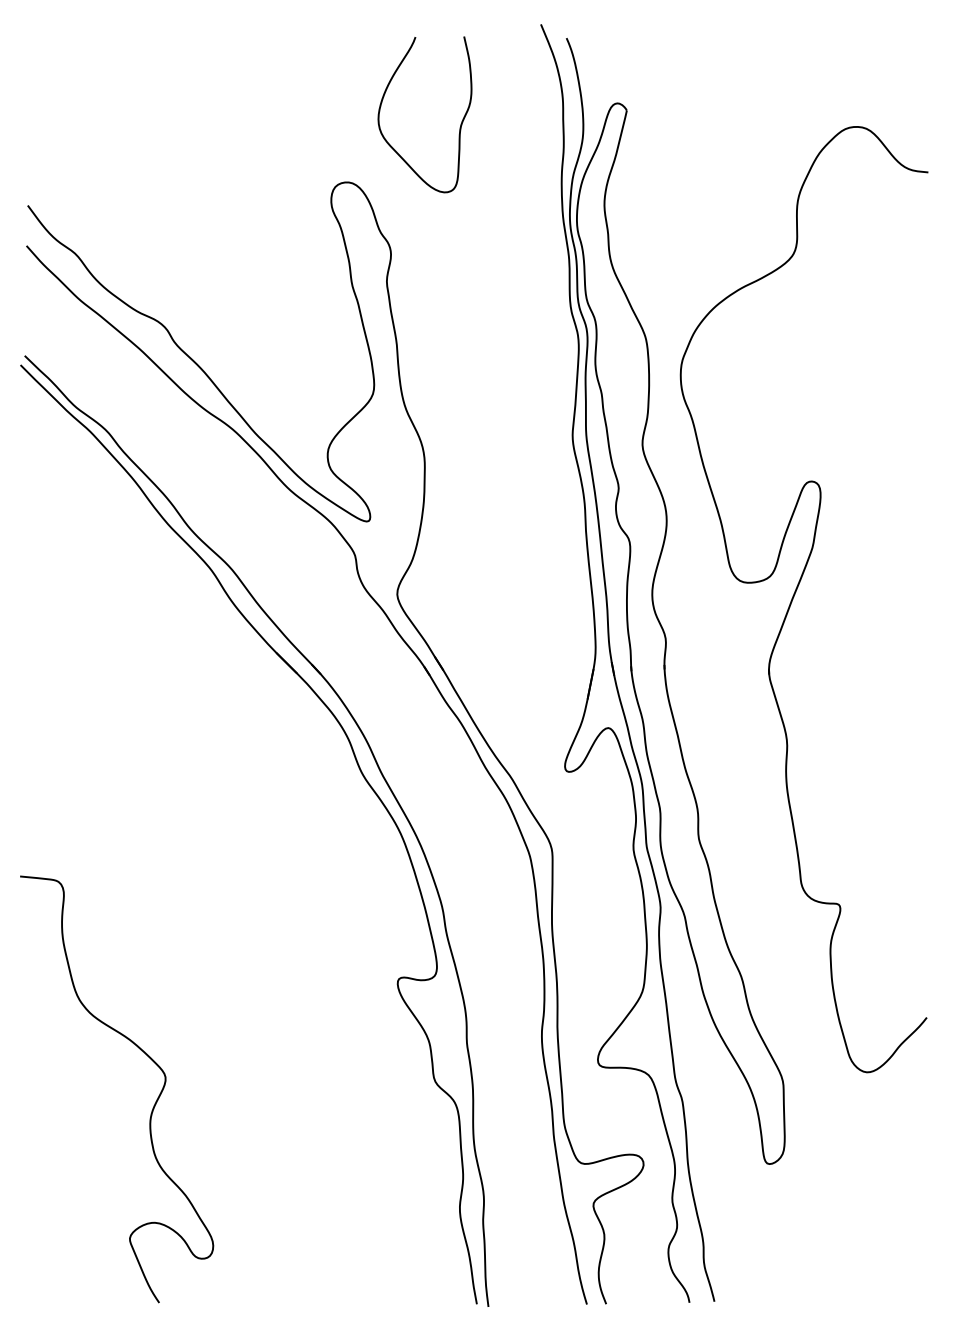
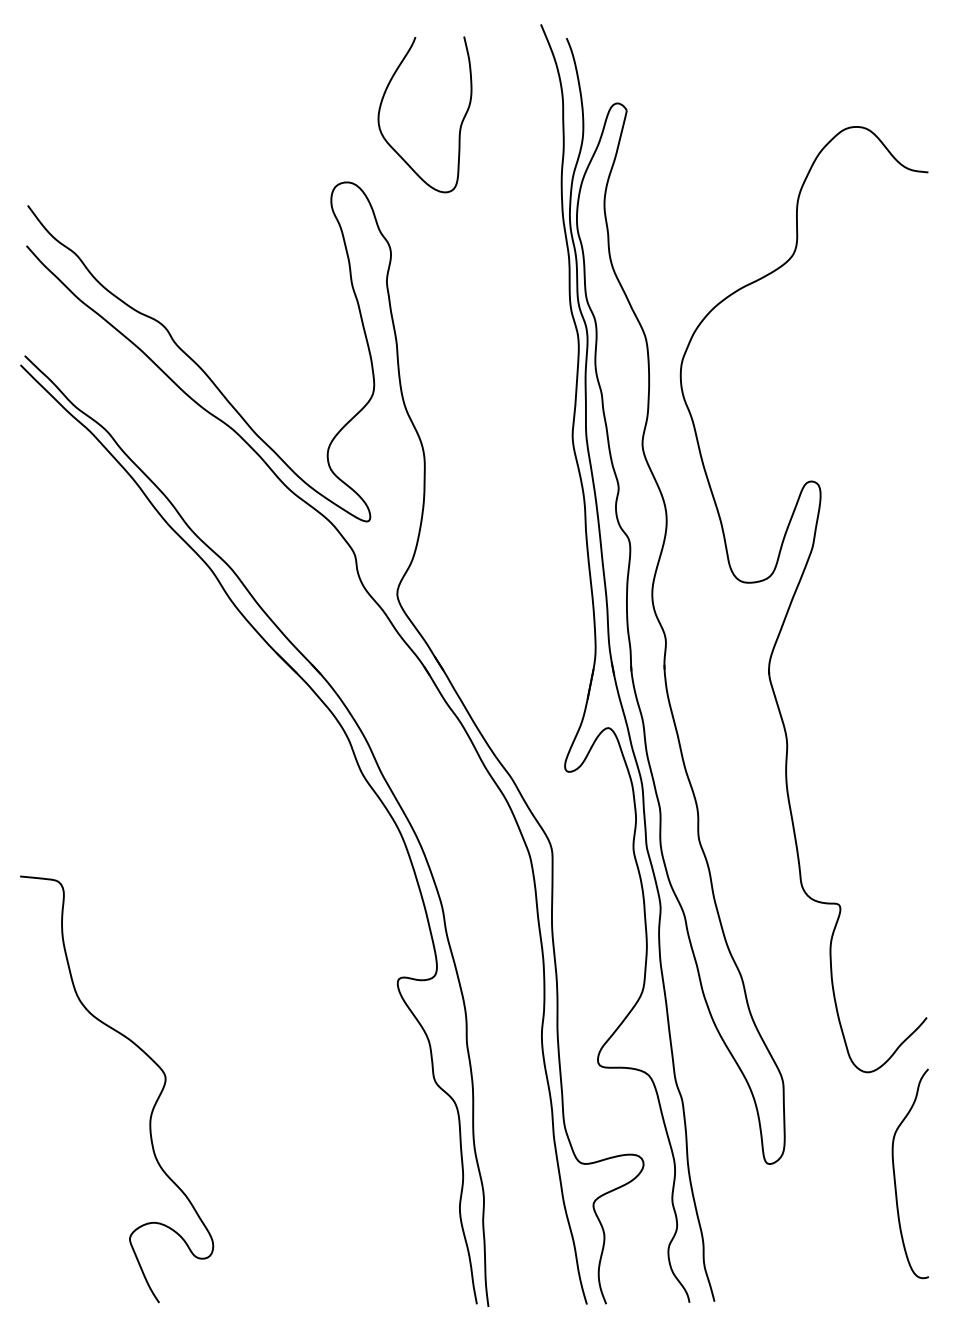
curve: none -> present (895, 1174)
